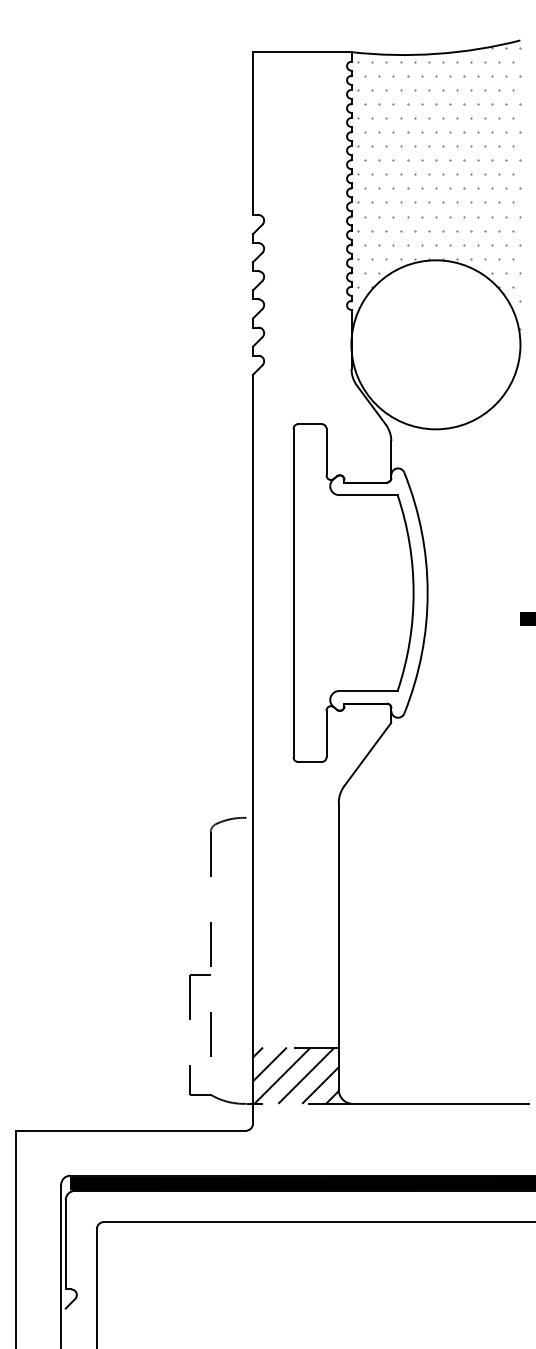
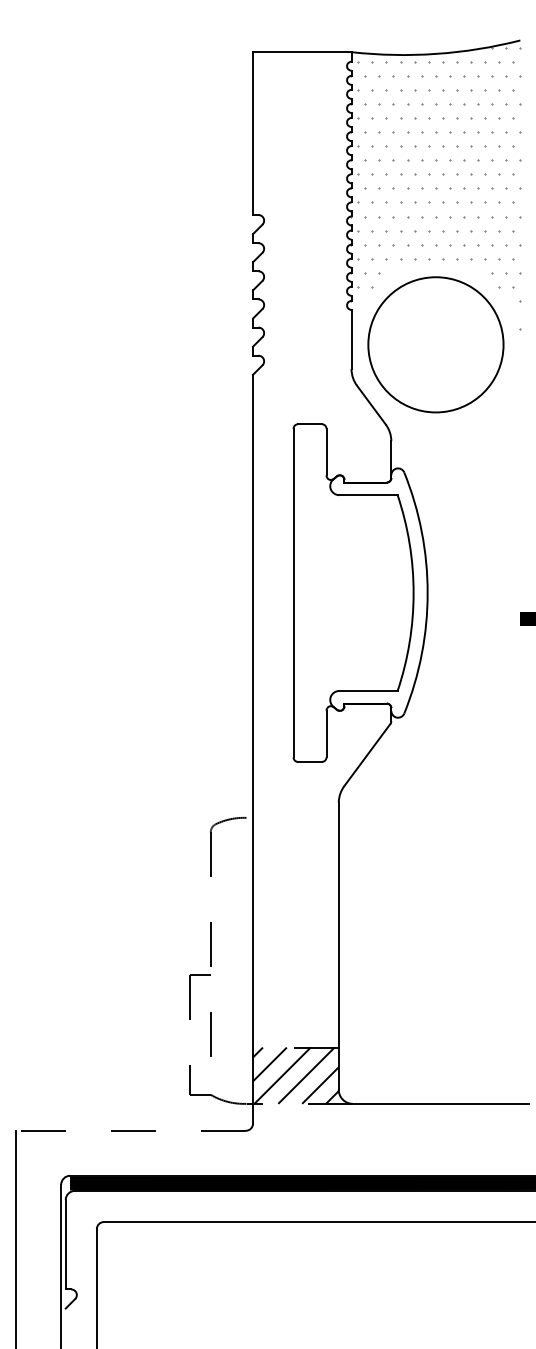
circle diameter: 169 px -> 135 px (435, 344)
line: solid -> dashed (131, 1130)
